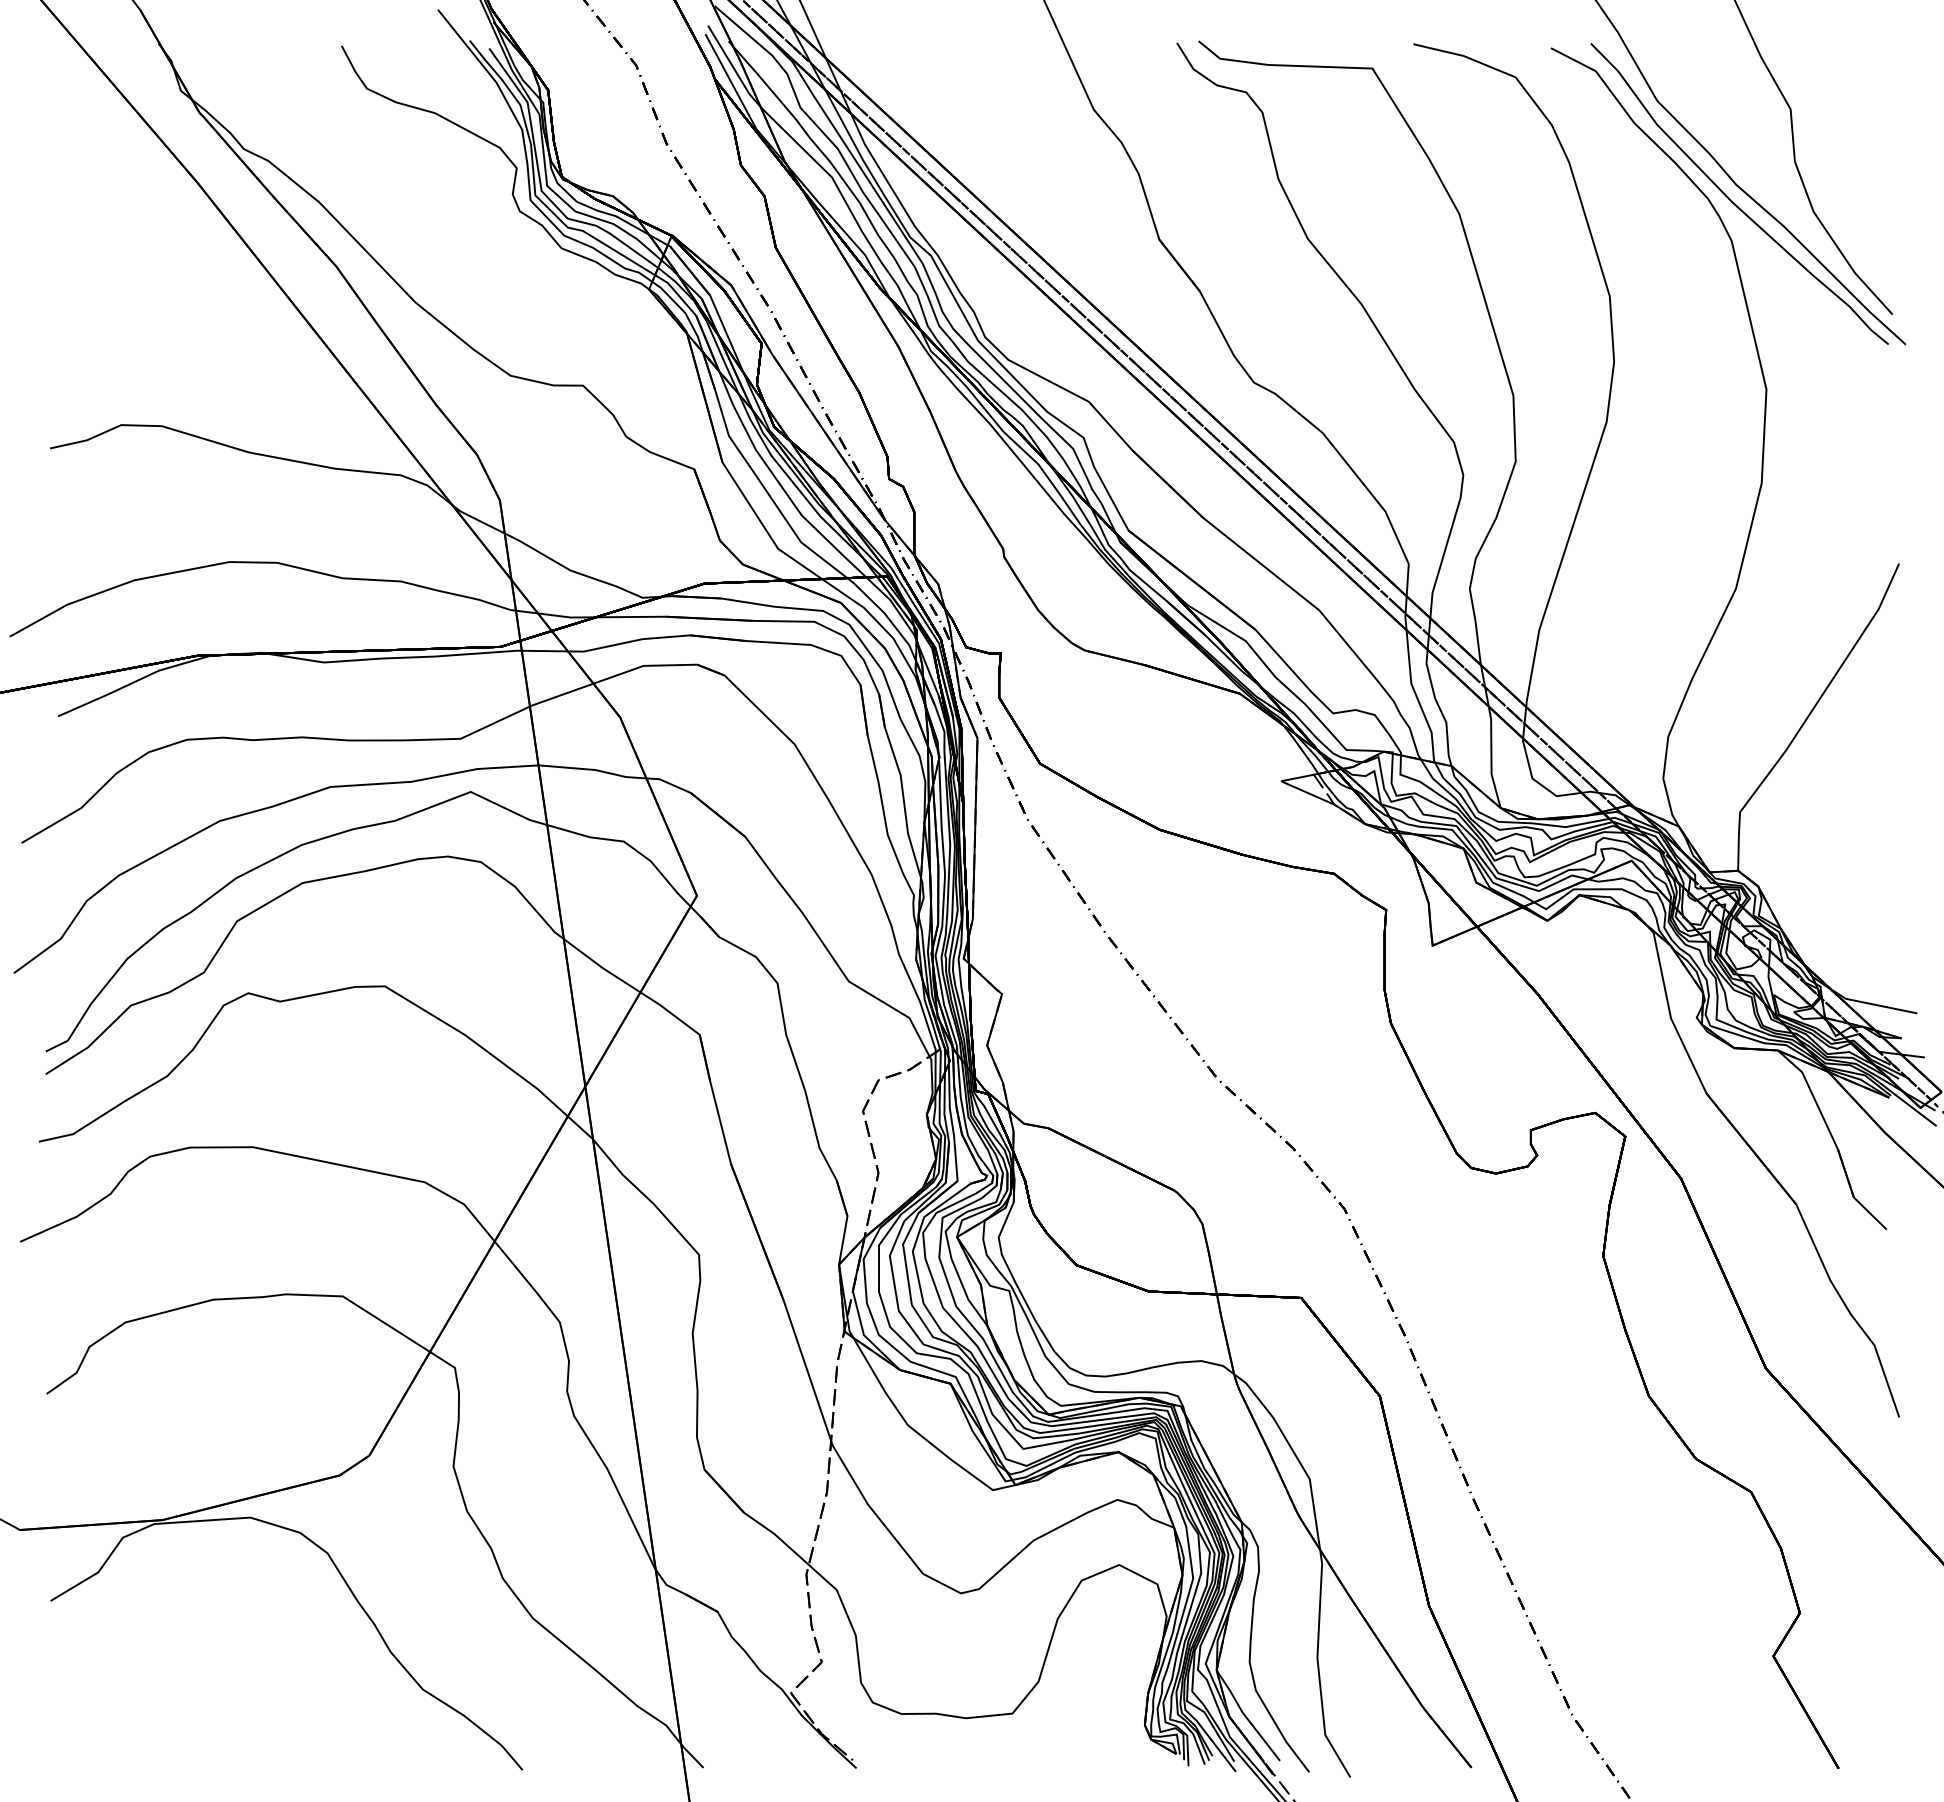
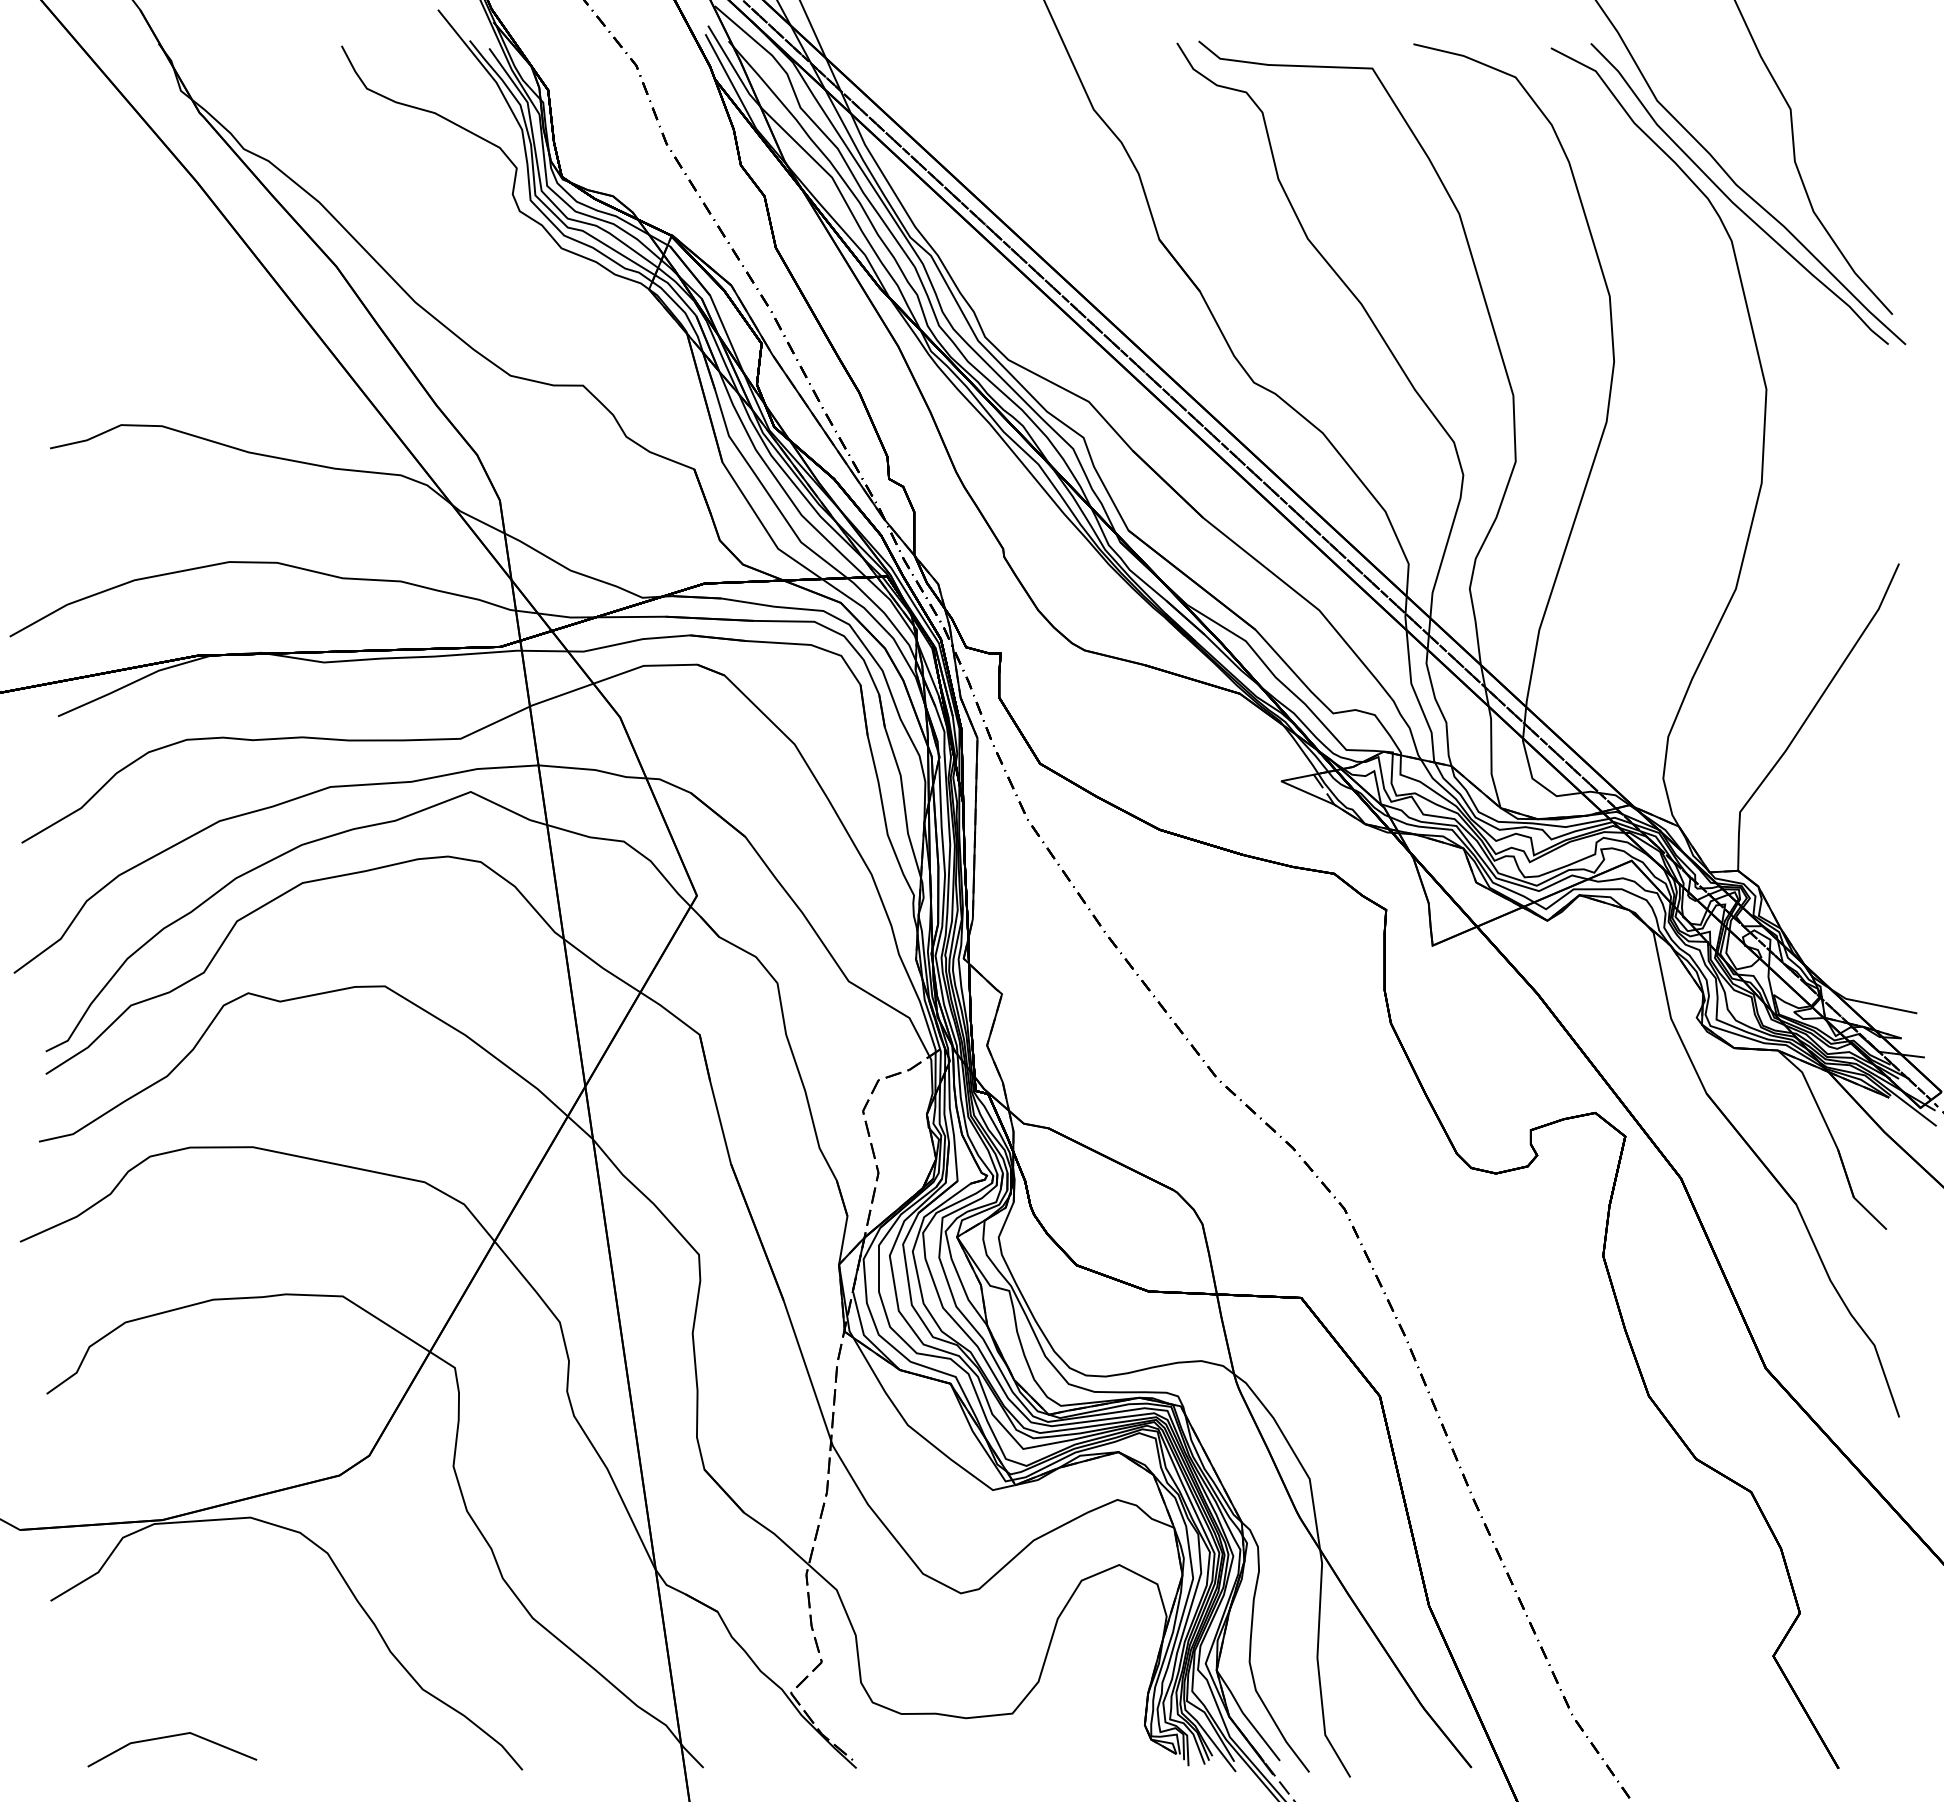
line: none -> present (171, 1737)
